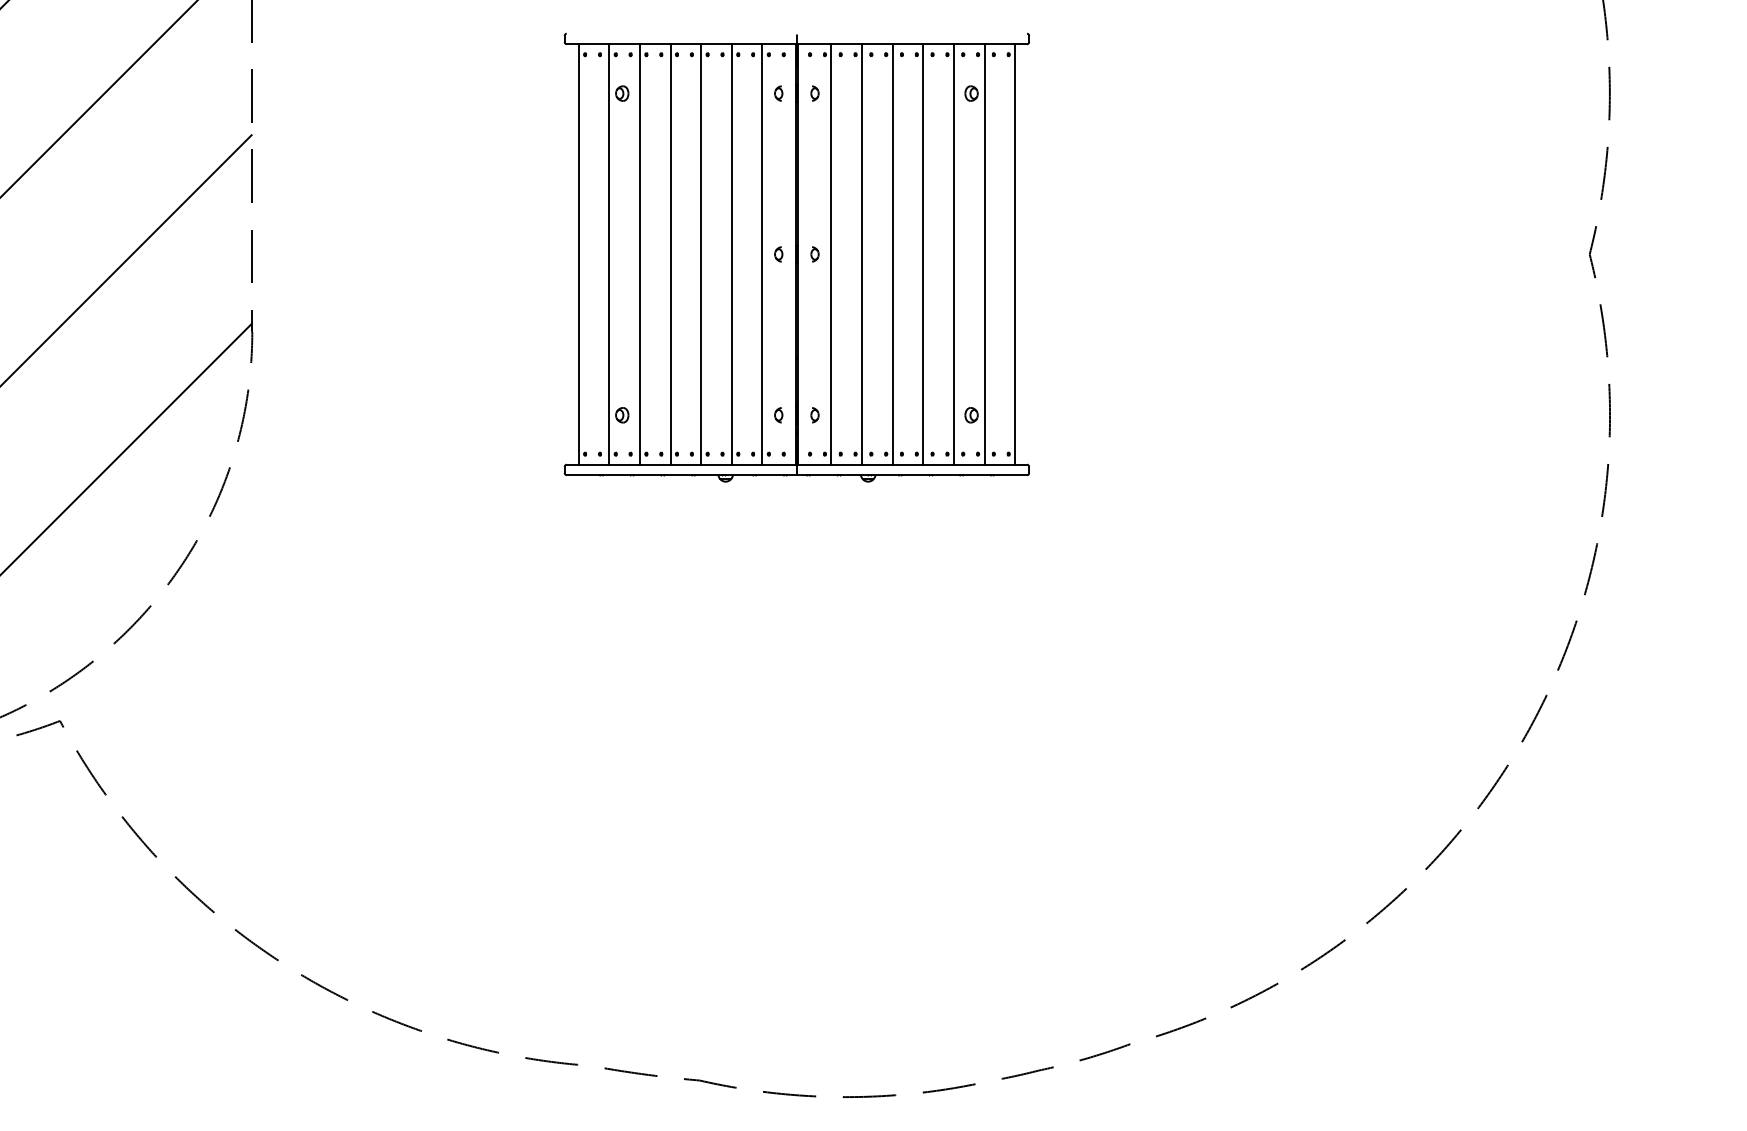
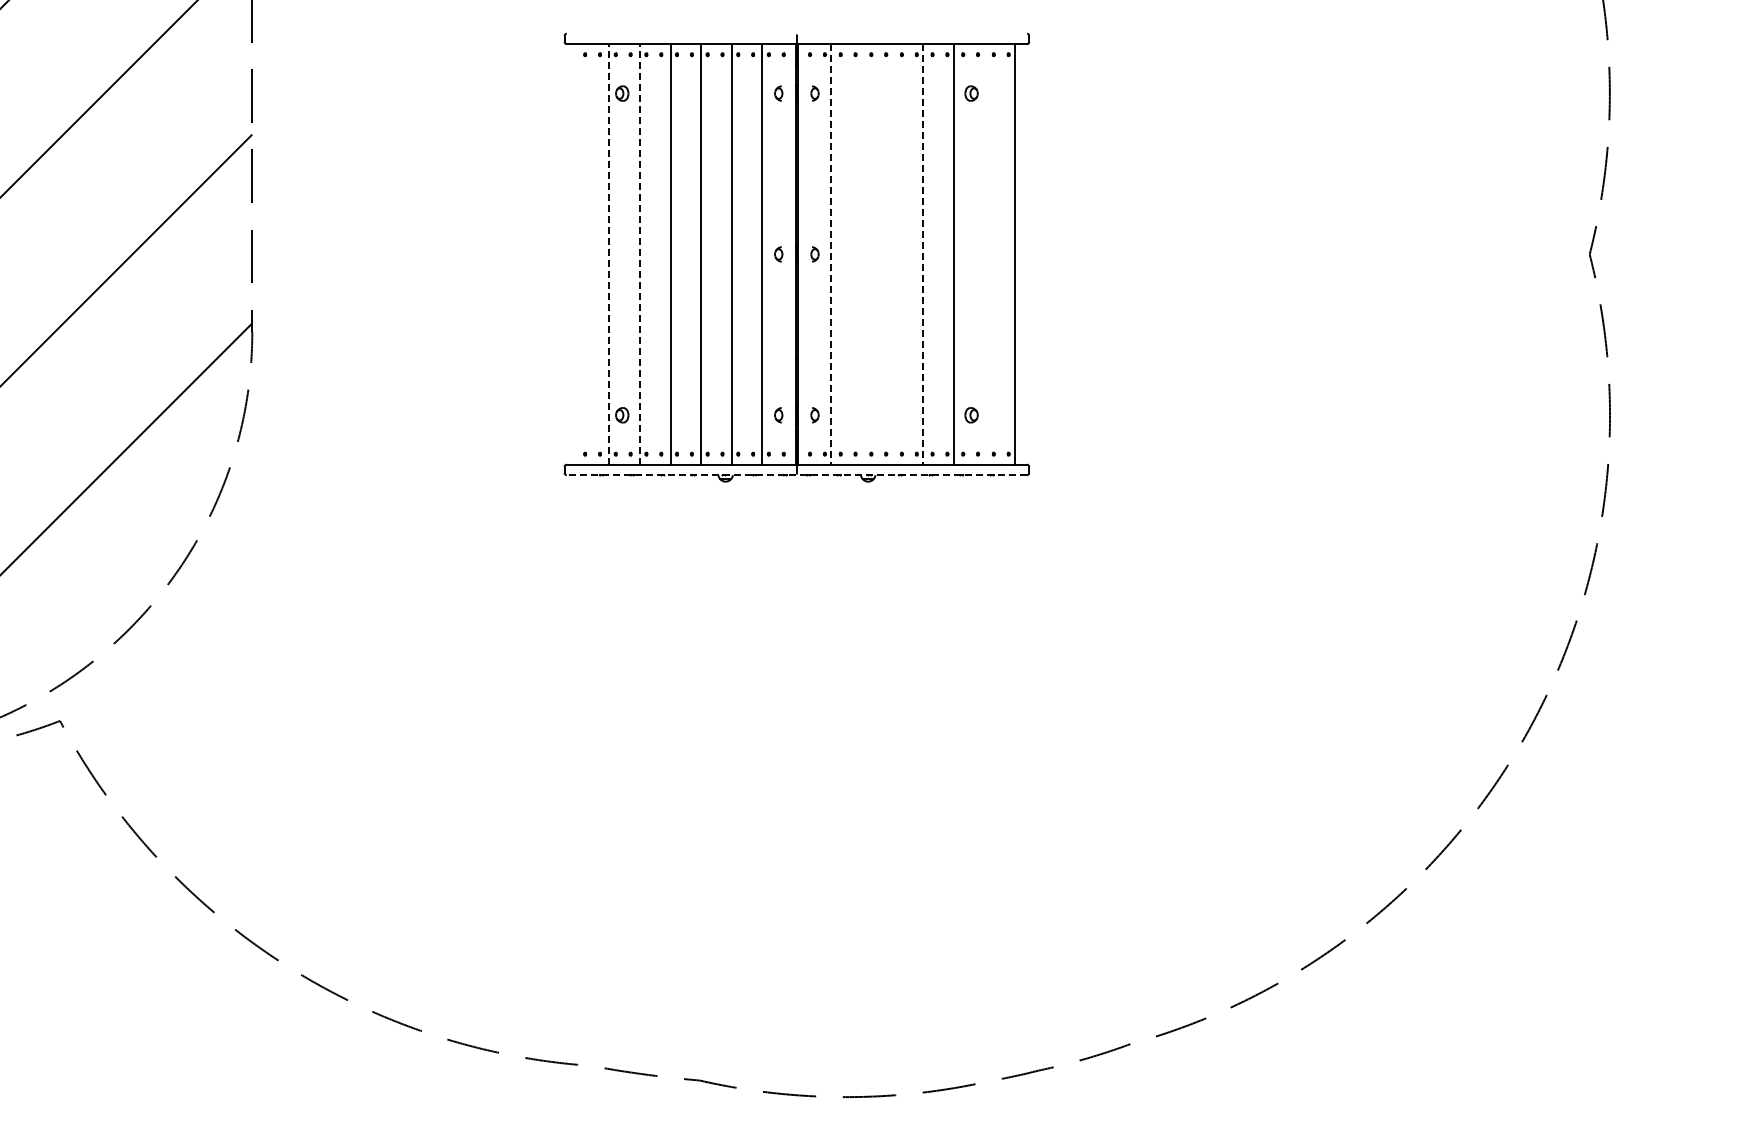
line: solid -> dashed (609, 253)
line: solid -> dashed (639, 253)
line: present -> none (578, 254)
line: solid -> dashed (831, 254)
line: present -> none (862, 254)
line: present -> none (892, 254)
line: solid -> dashed (923, 254)
line: present -> none (984, 254)
line: solid -> dashed (796, 475)
